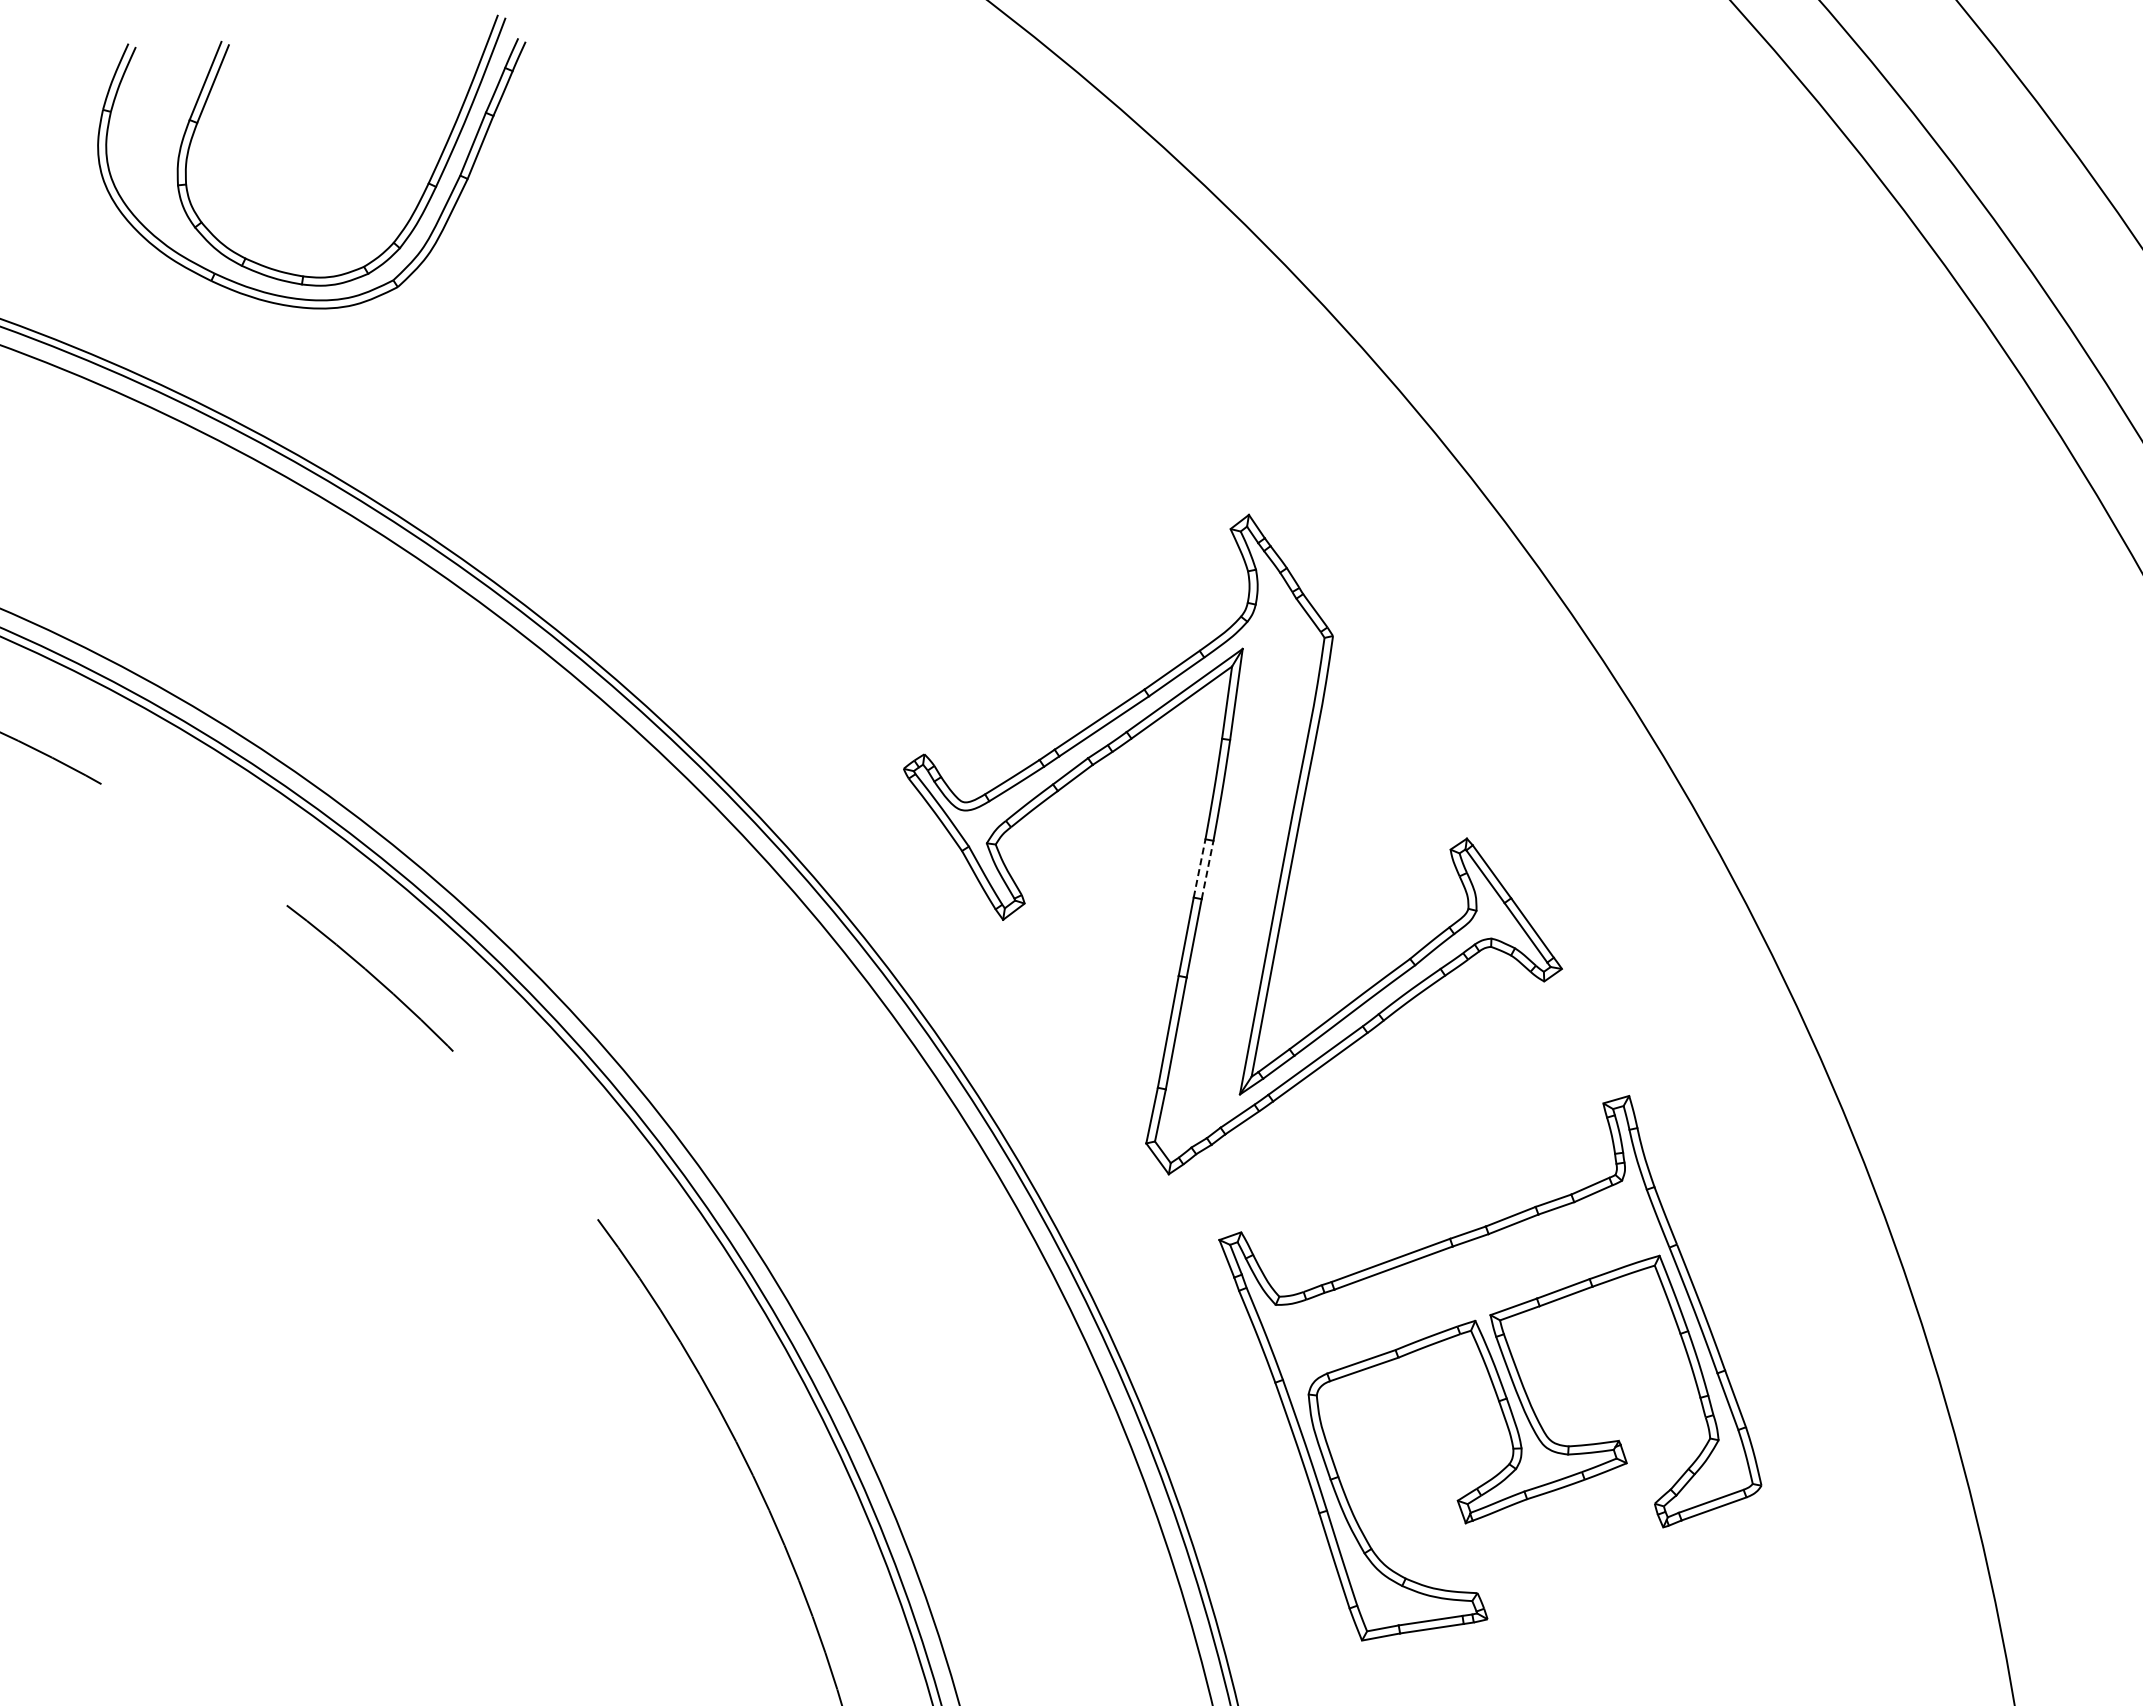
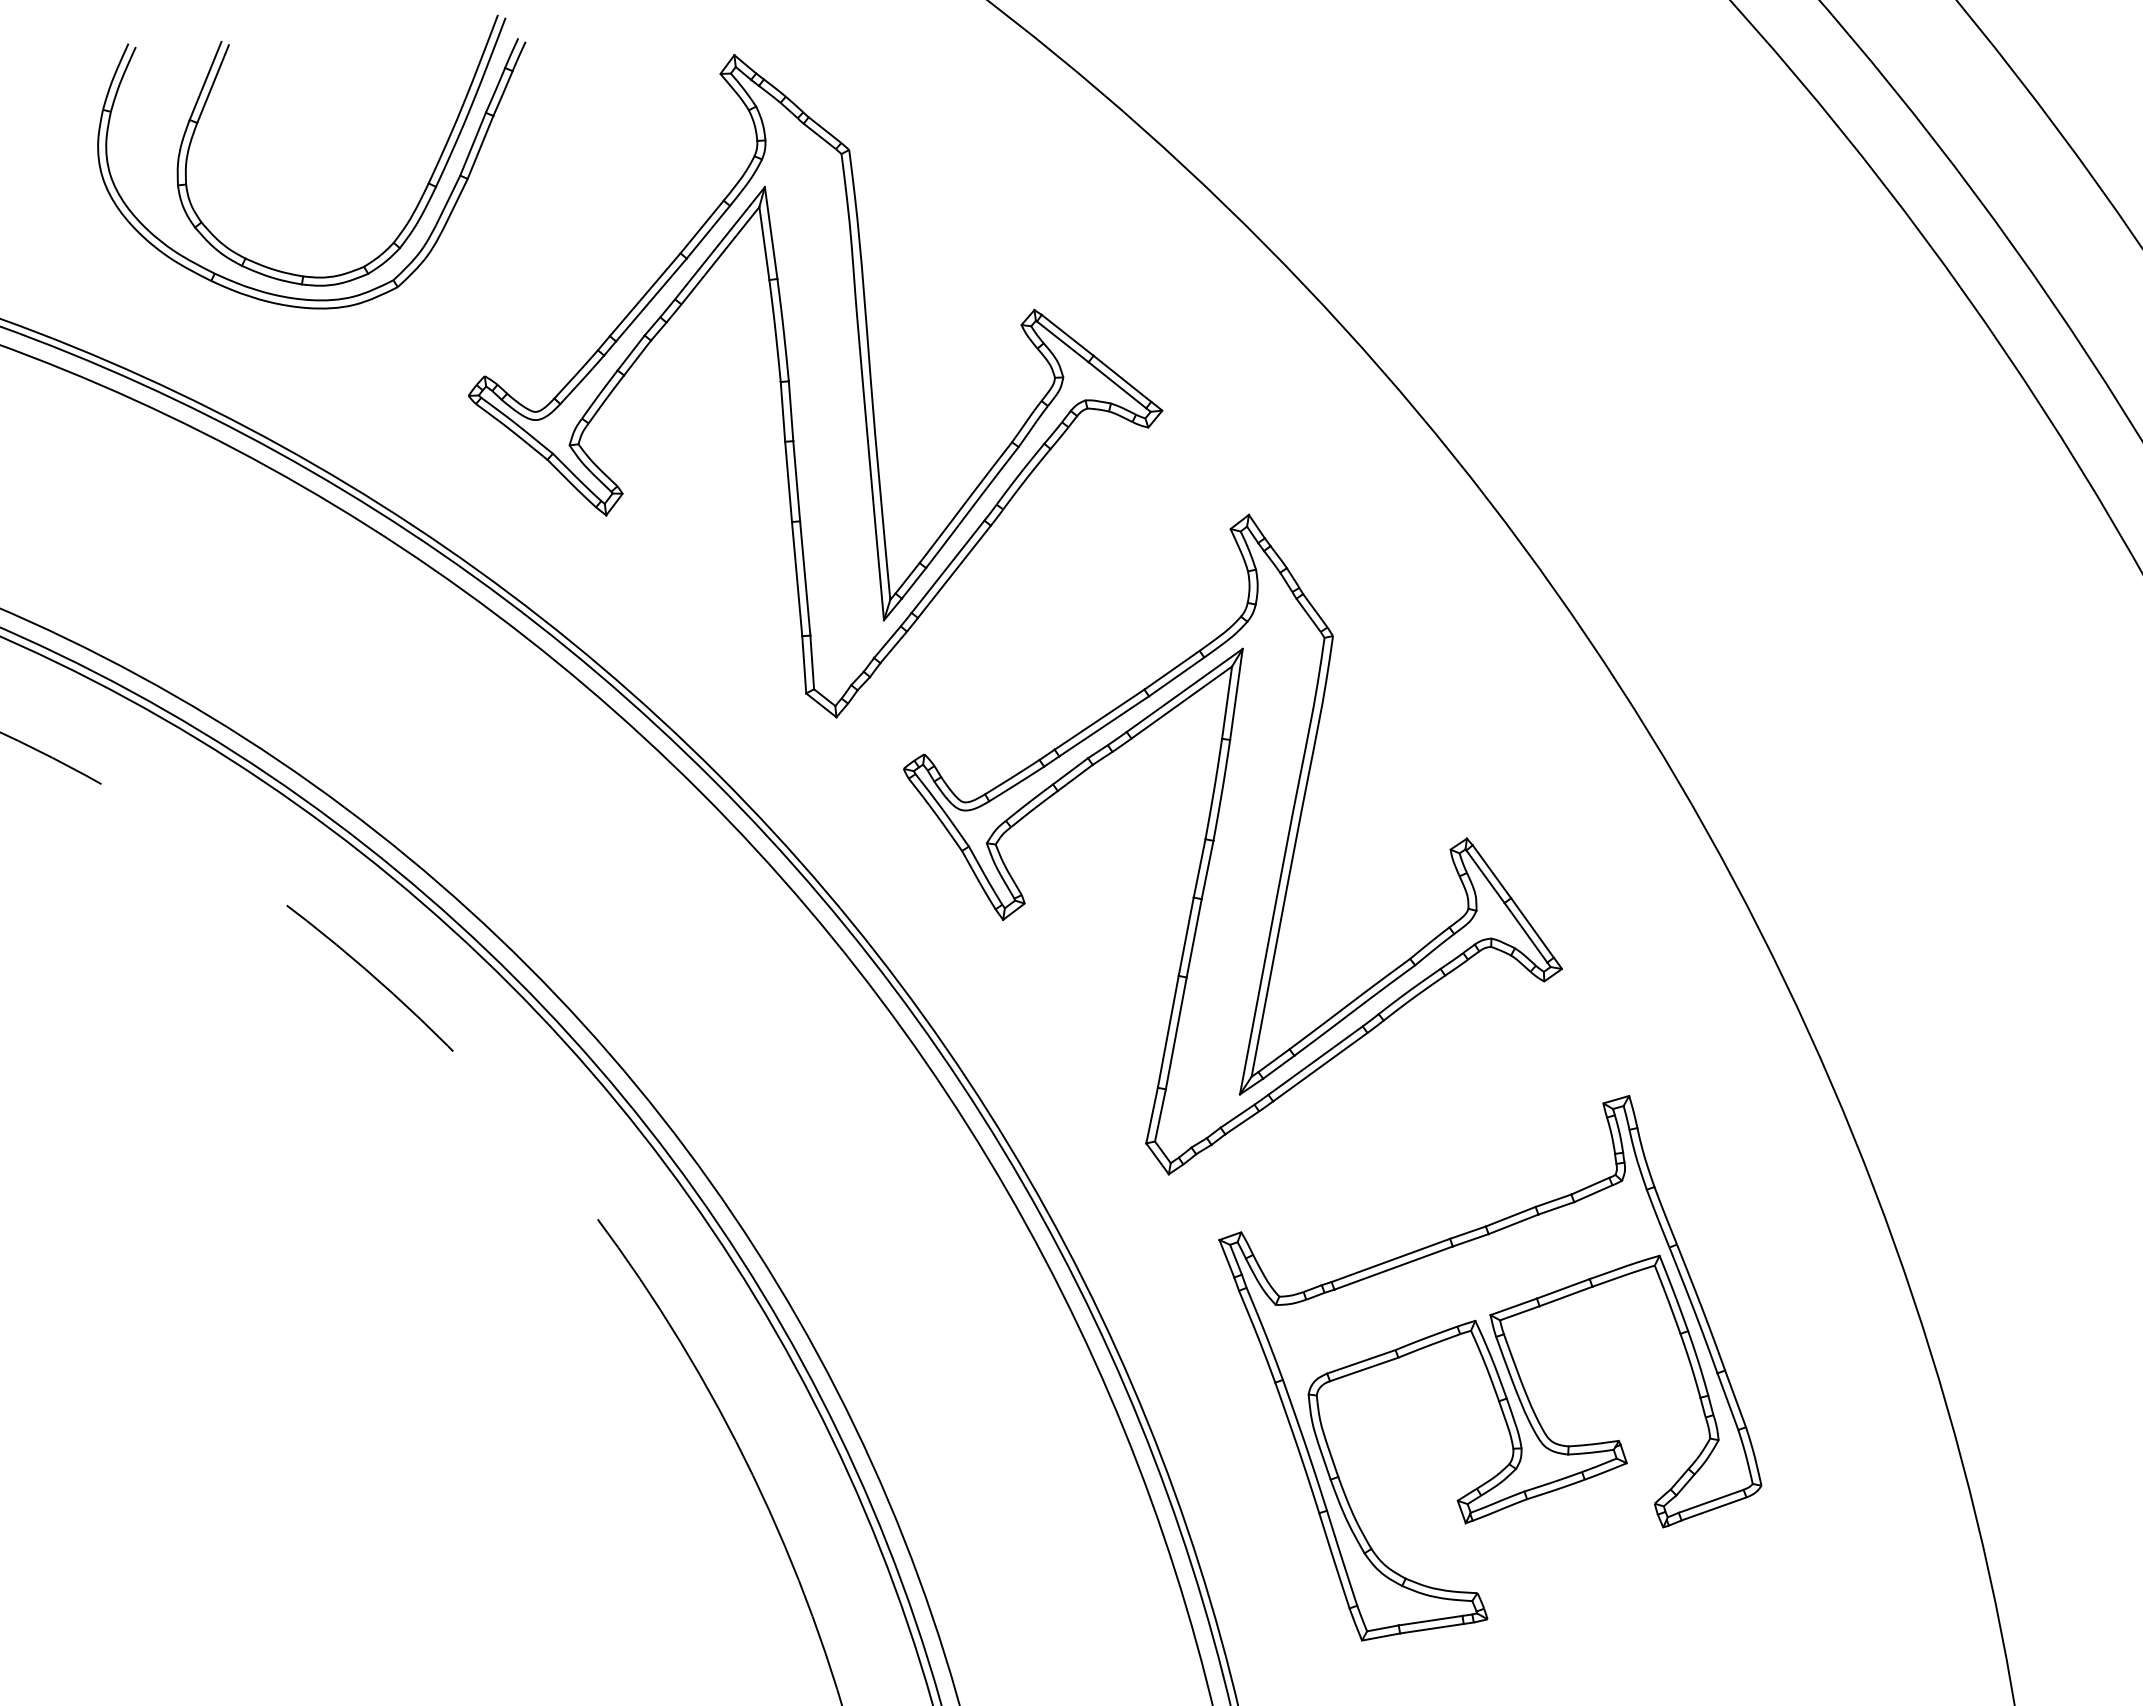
part: none -> present (815, 386)
line: dashed -> solid (1199, 868)
line: dashed -> solid (1207, 869)
